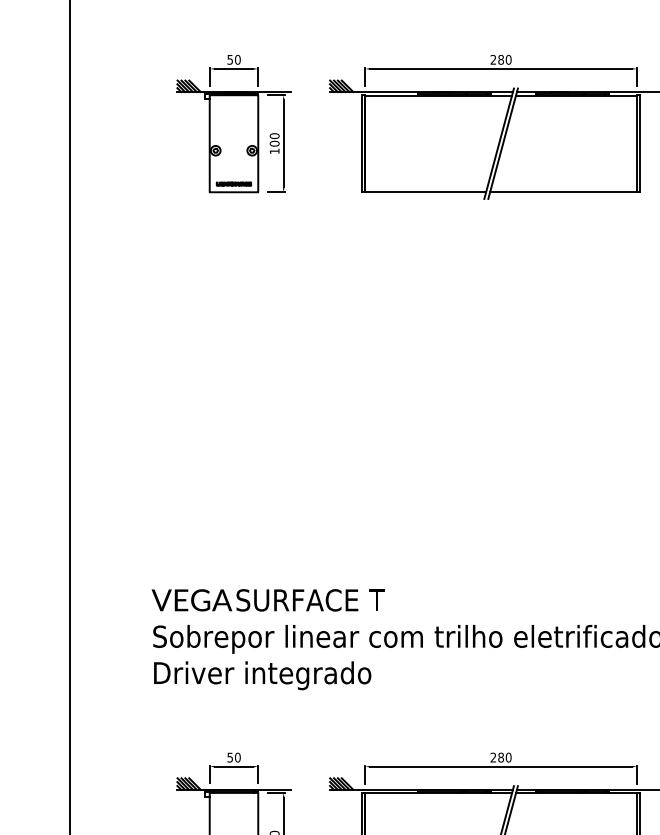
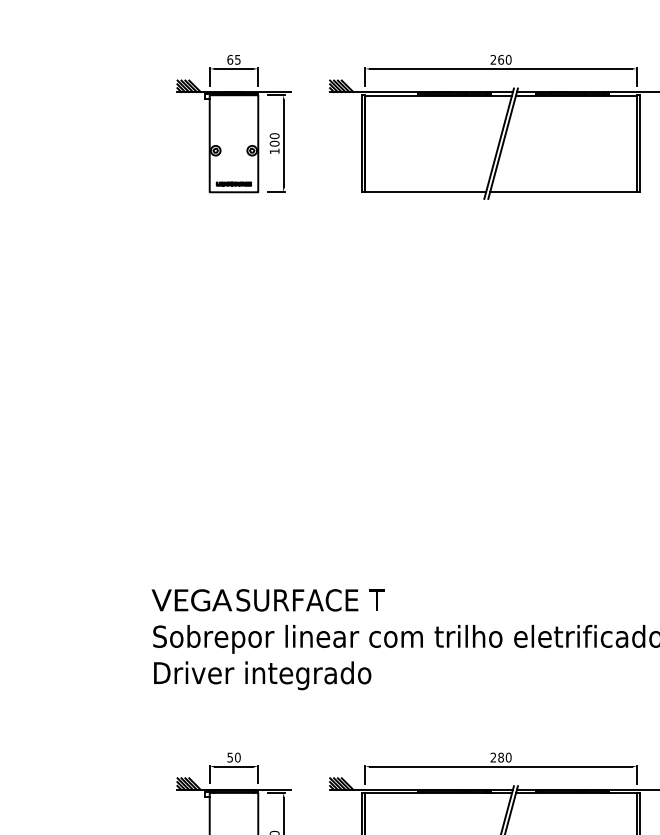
text: 50 -> 65 (233, 59)
text: 280 -> 260 (500, 59)
line: present -> none (69, 416)
